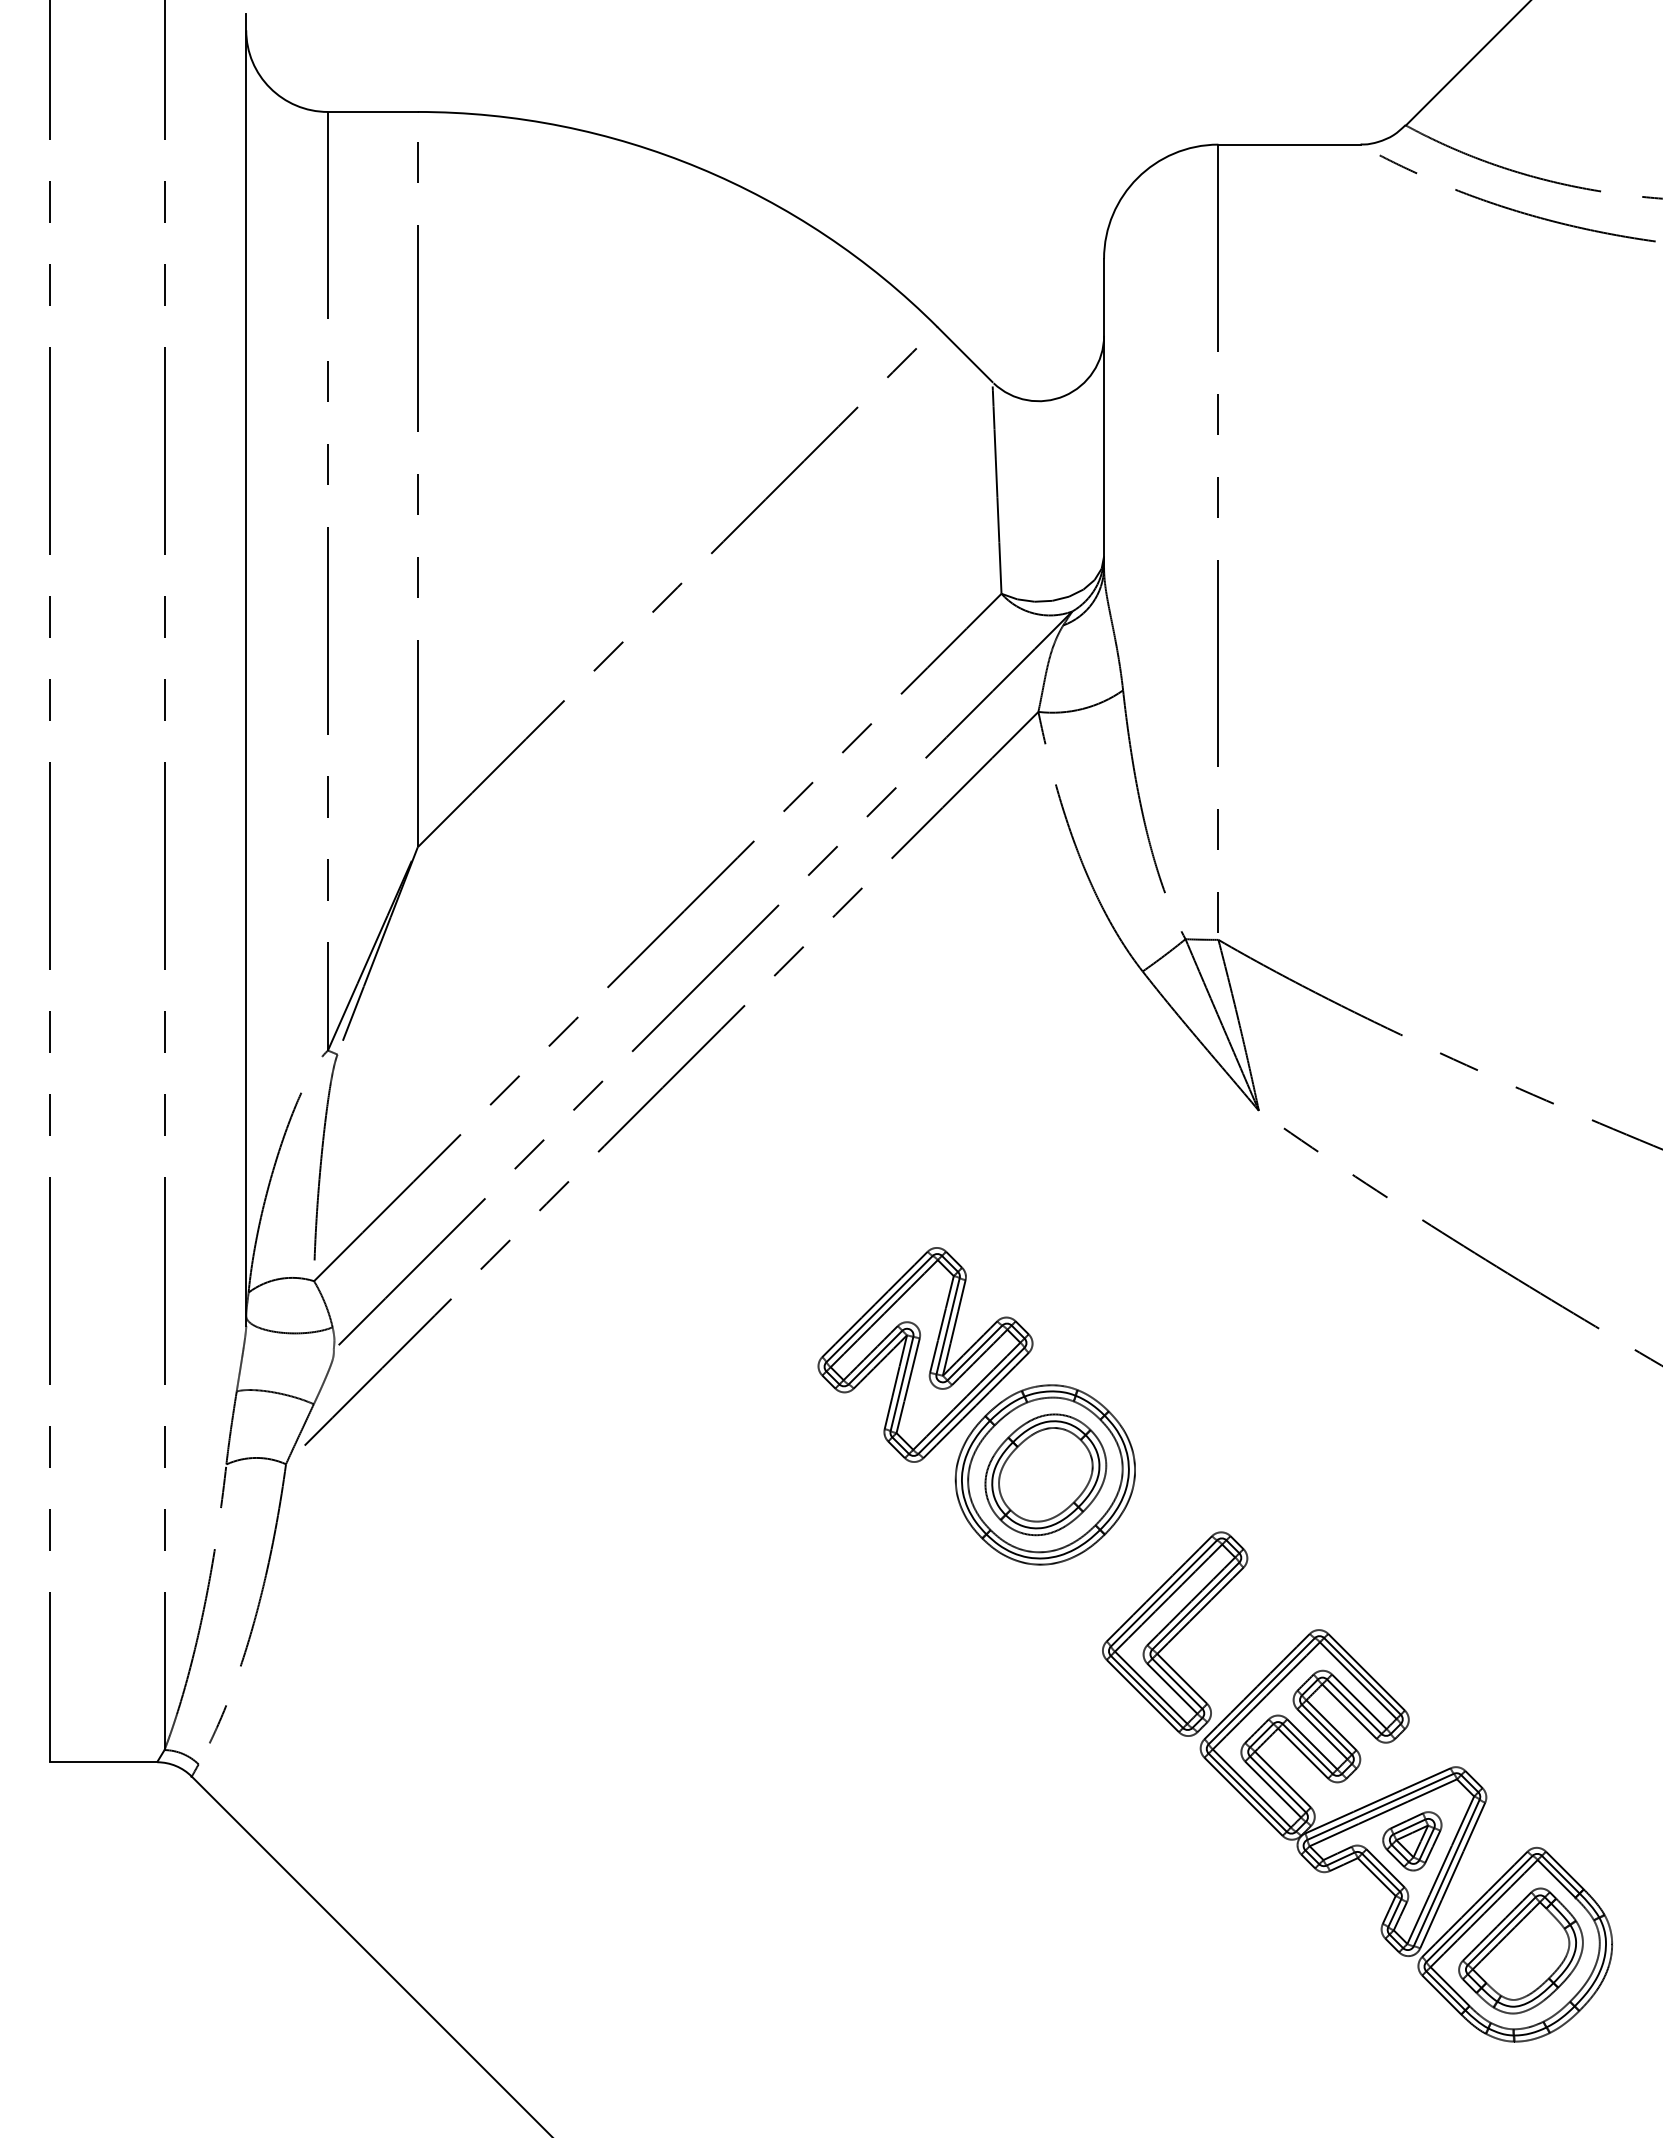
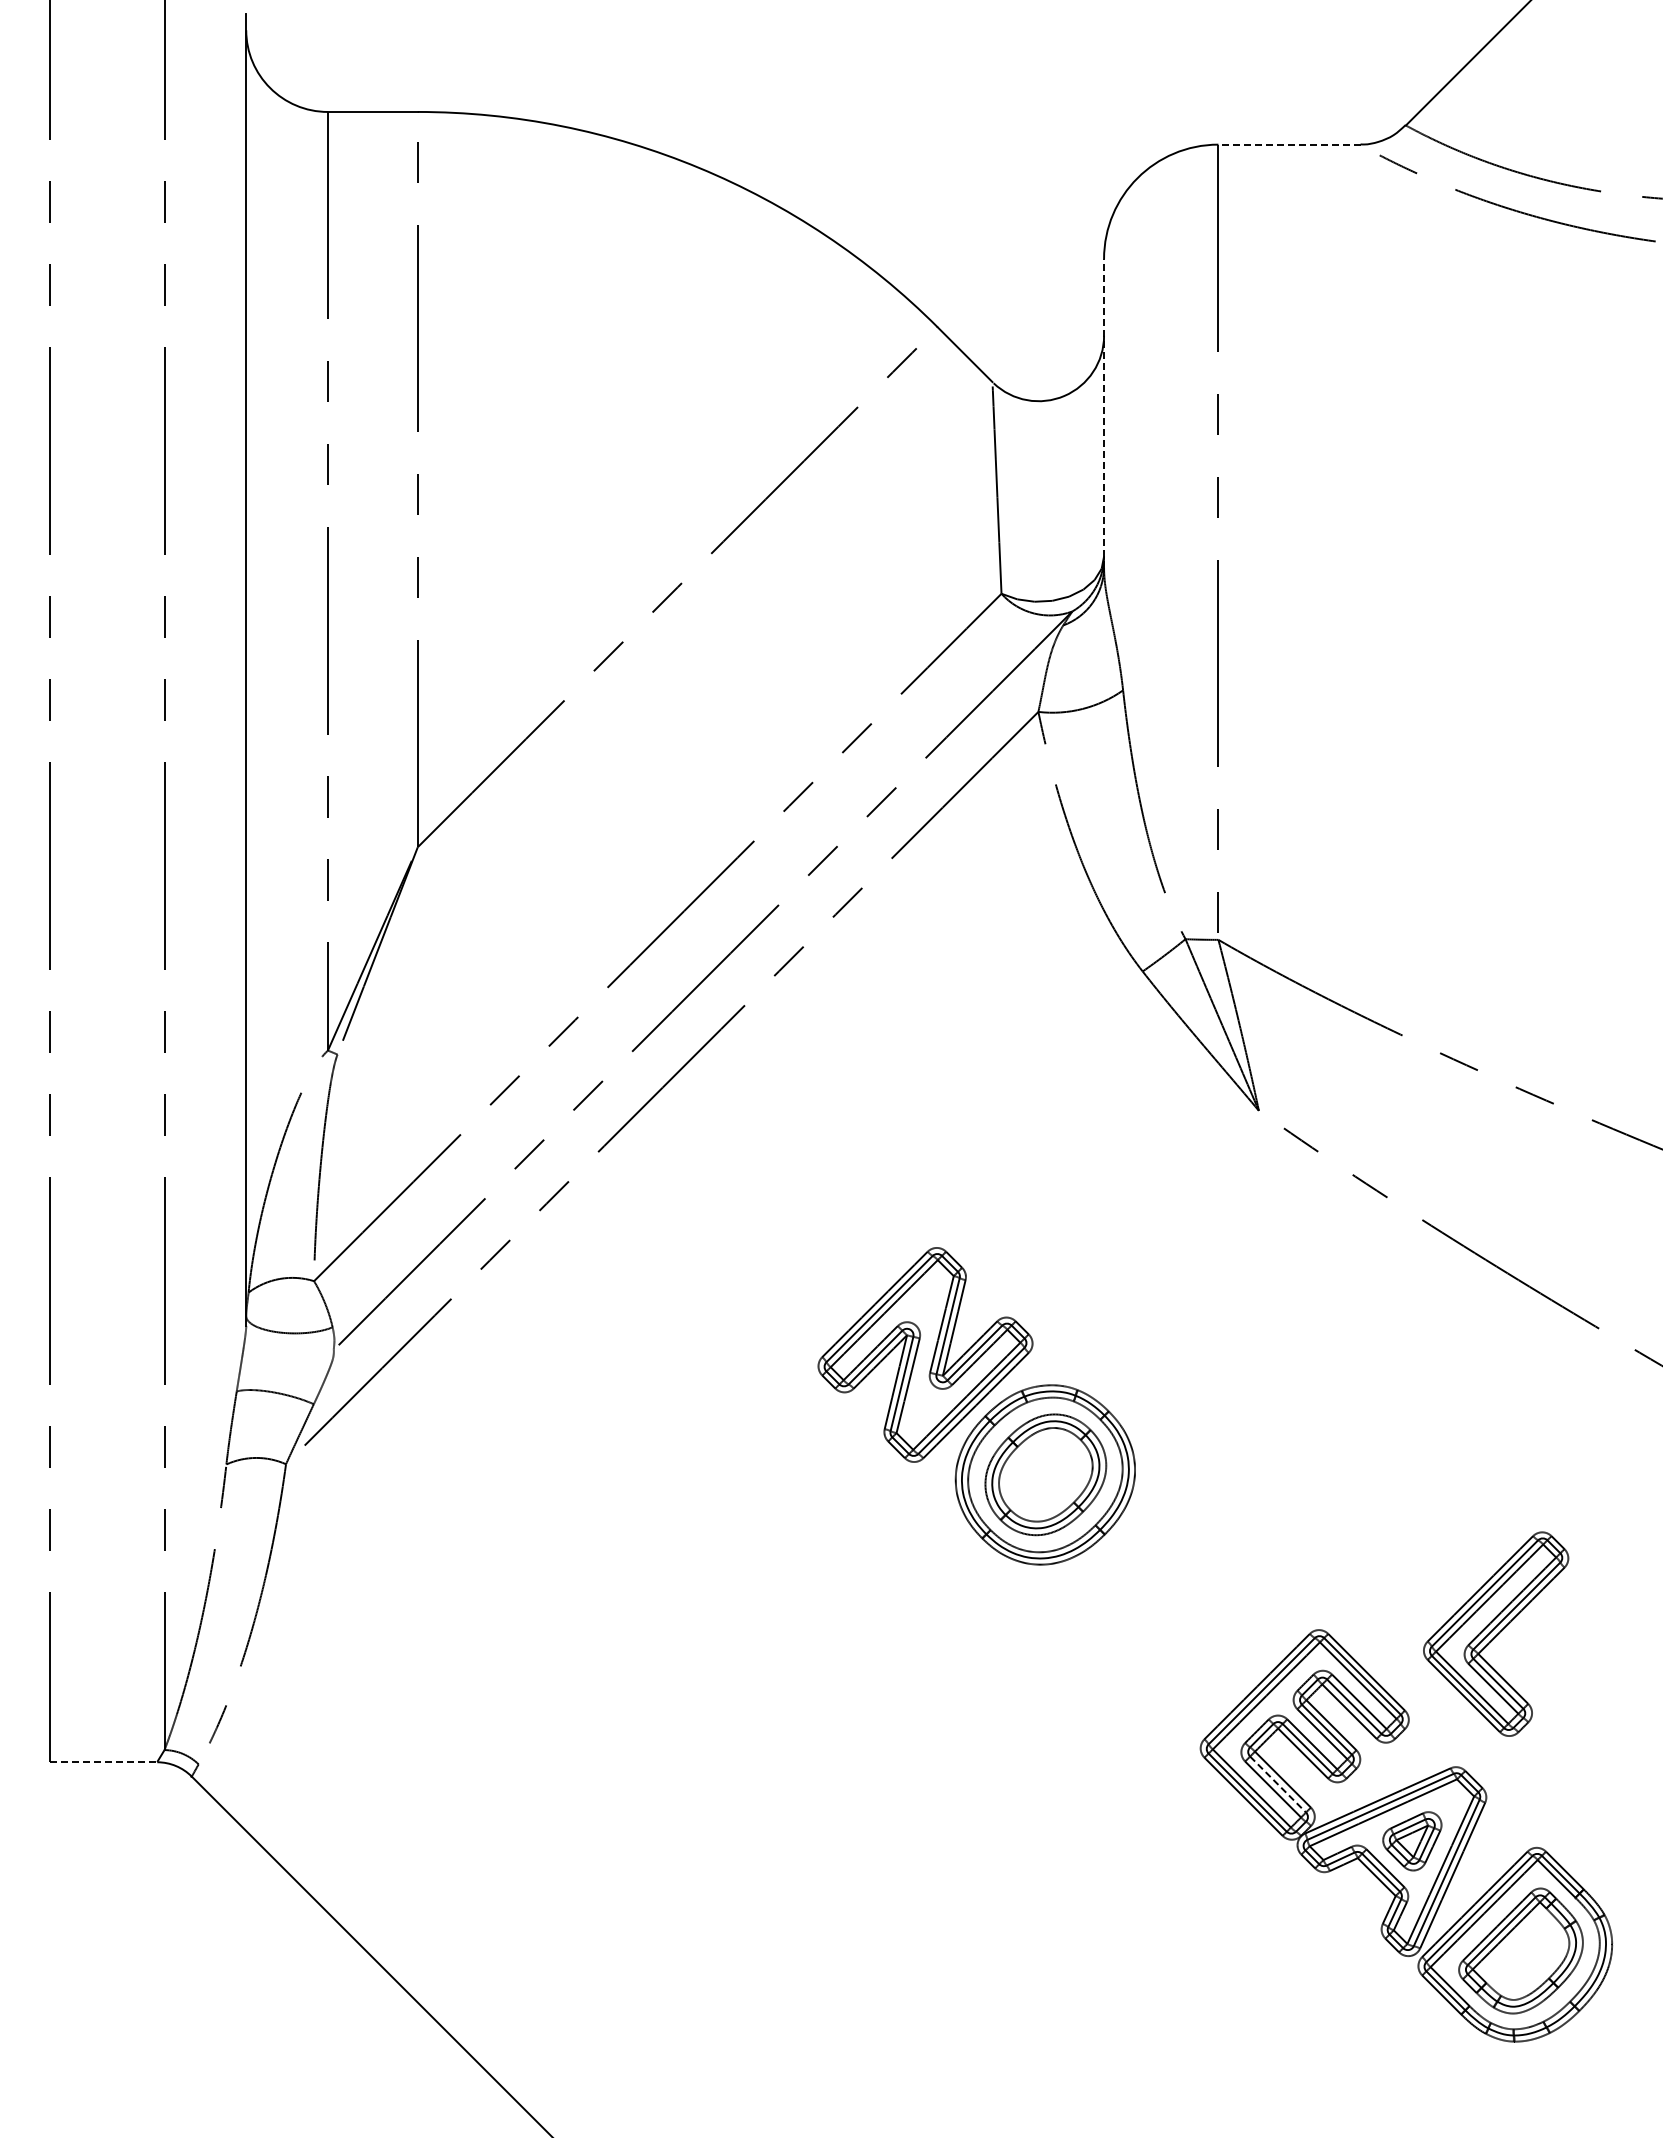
line: solid -> dashed (1289, 144)
line: solid -> dashed (1104, 412)
part position: (1175, 1633) -> (1496, 1633) (1496, 1633)
line: solid -> dashed (103, 1762)
line: solid -> dashed (1278, 1784)
